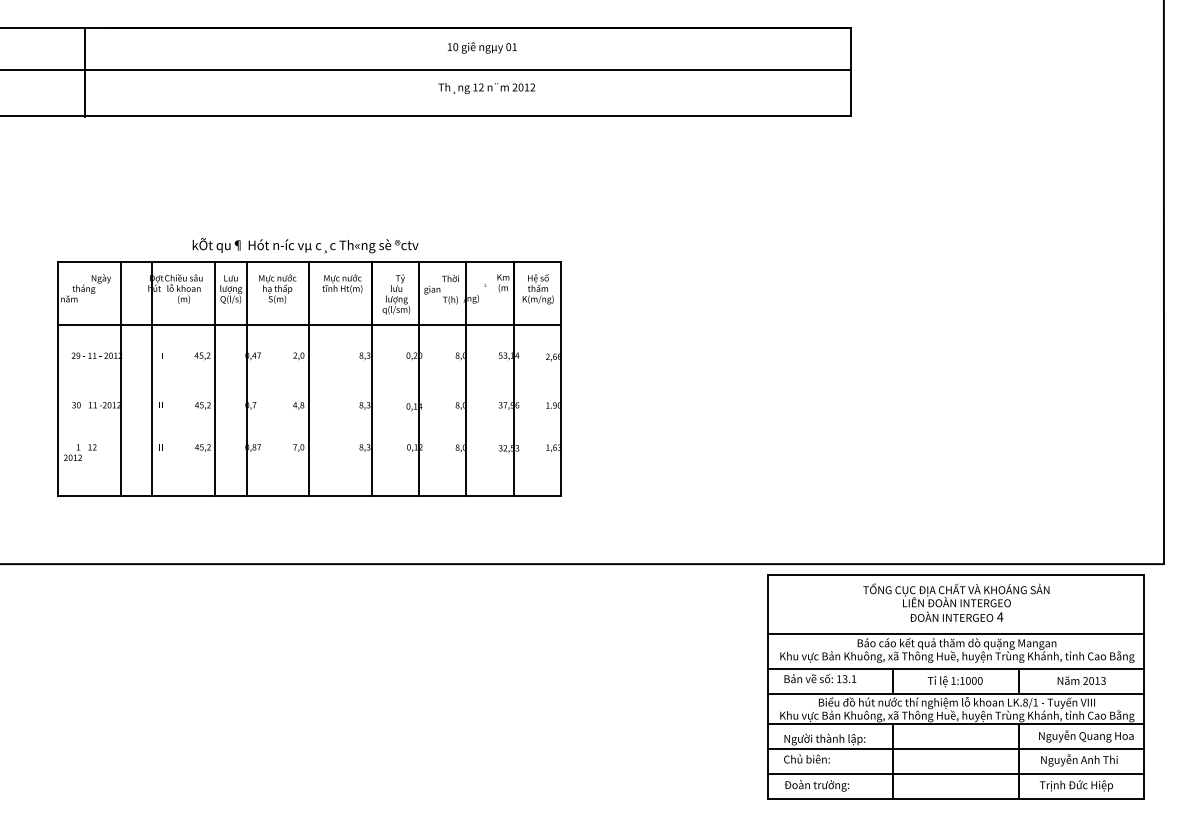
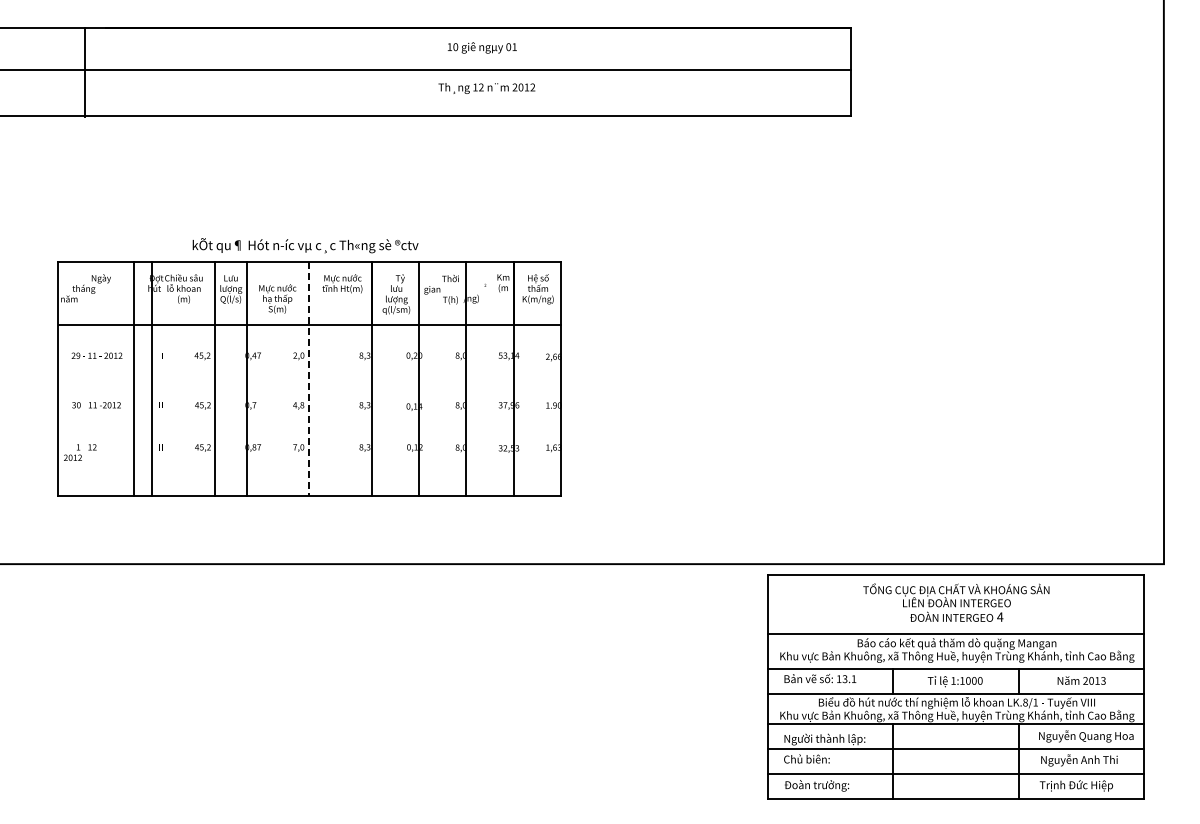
text position: (277, 288) -> (277, 298) (277, 298)
line position: (121, 378) -> (134, 378) (134, 378)
line: solid -> dashed (309, 379)
